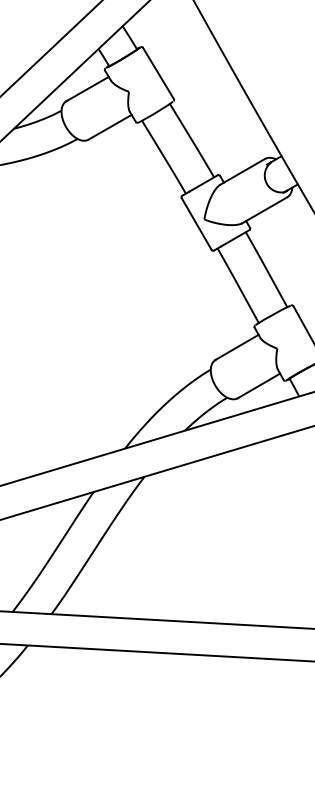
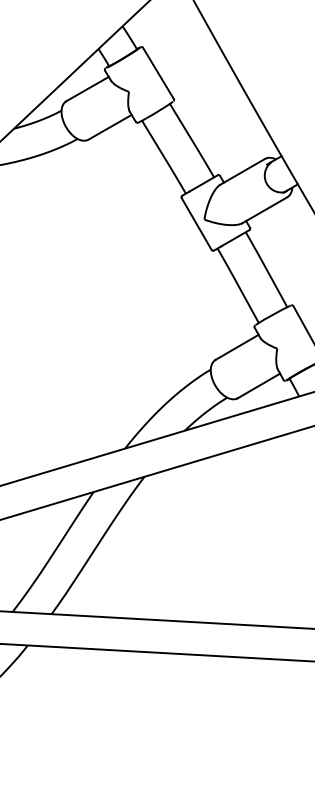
line: present -> none (51, 48)
